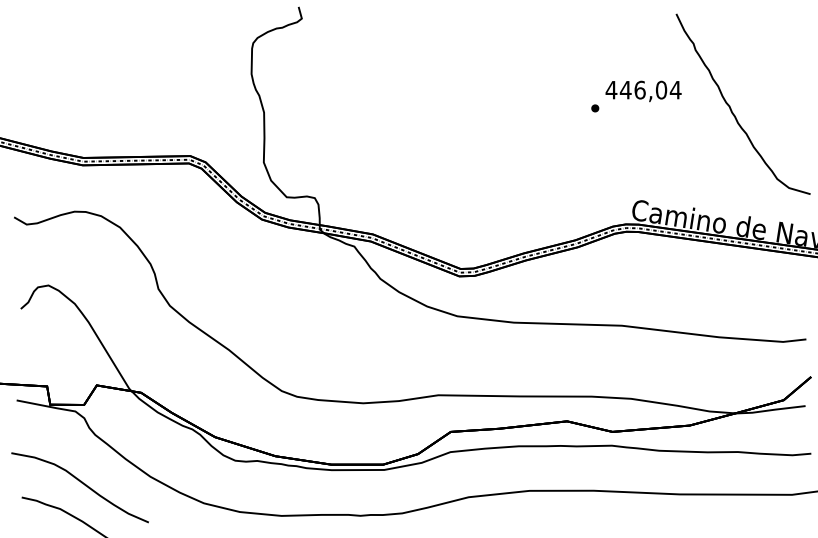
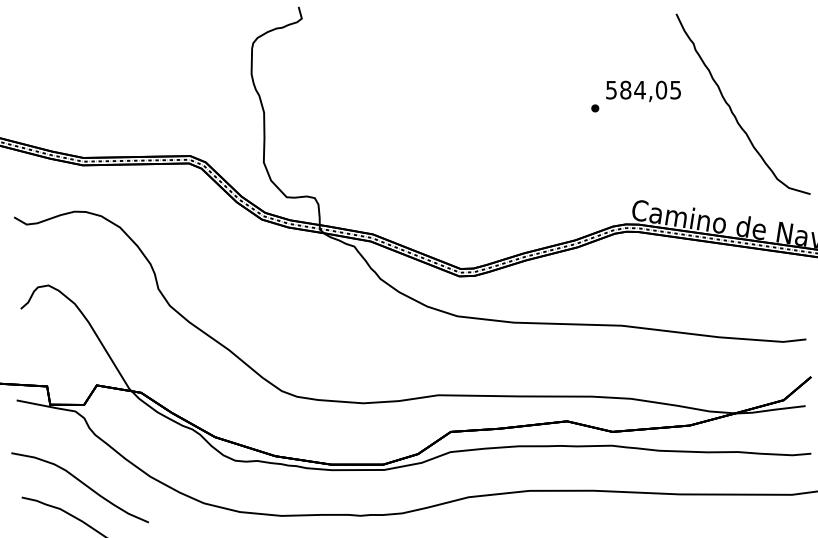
text: 446,04 -> 584,05 (643, 89)
